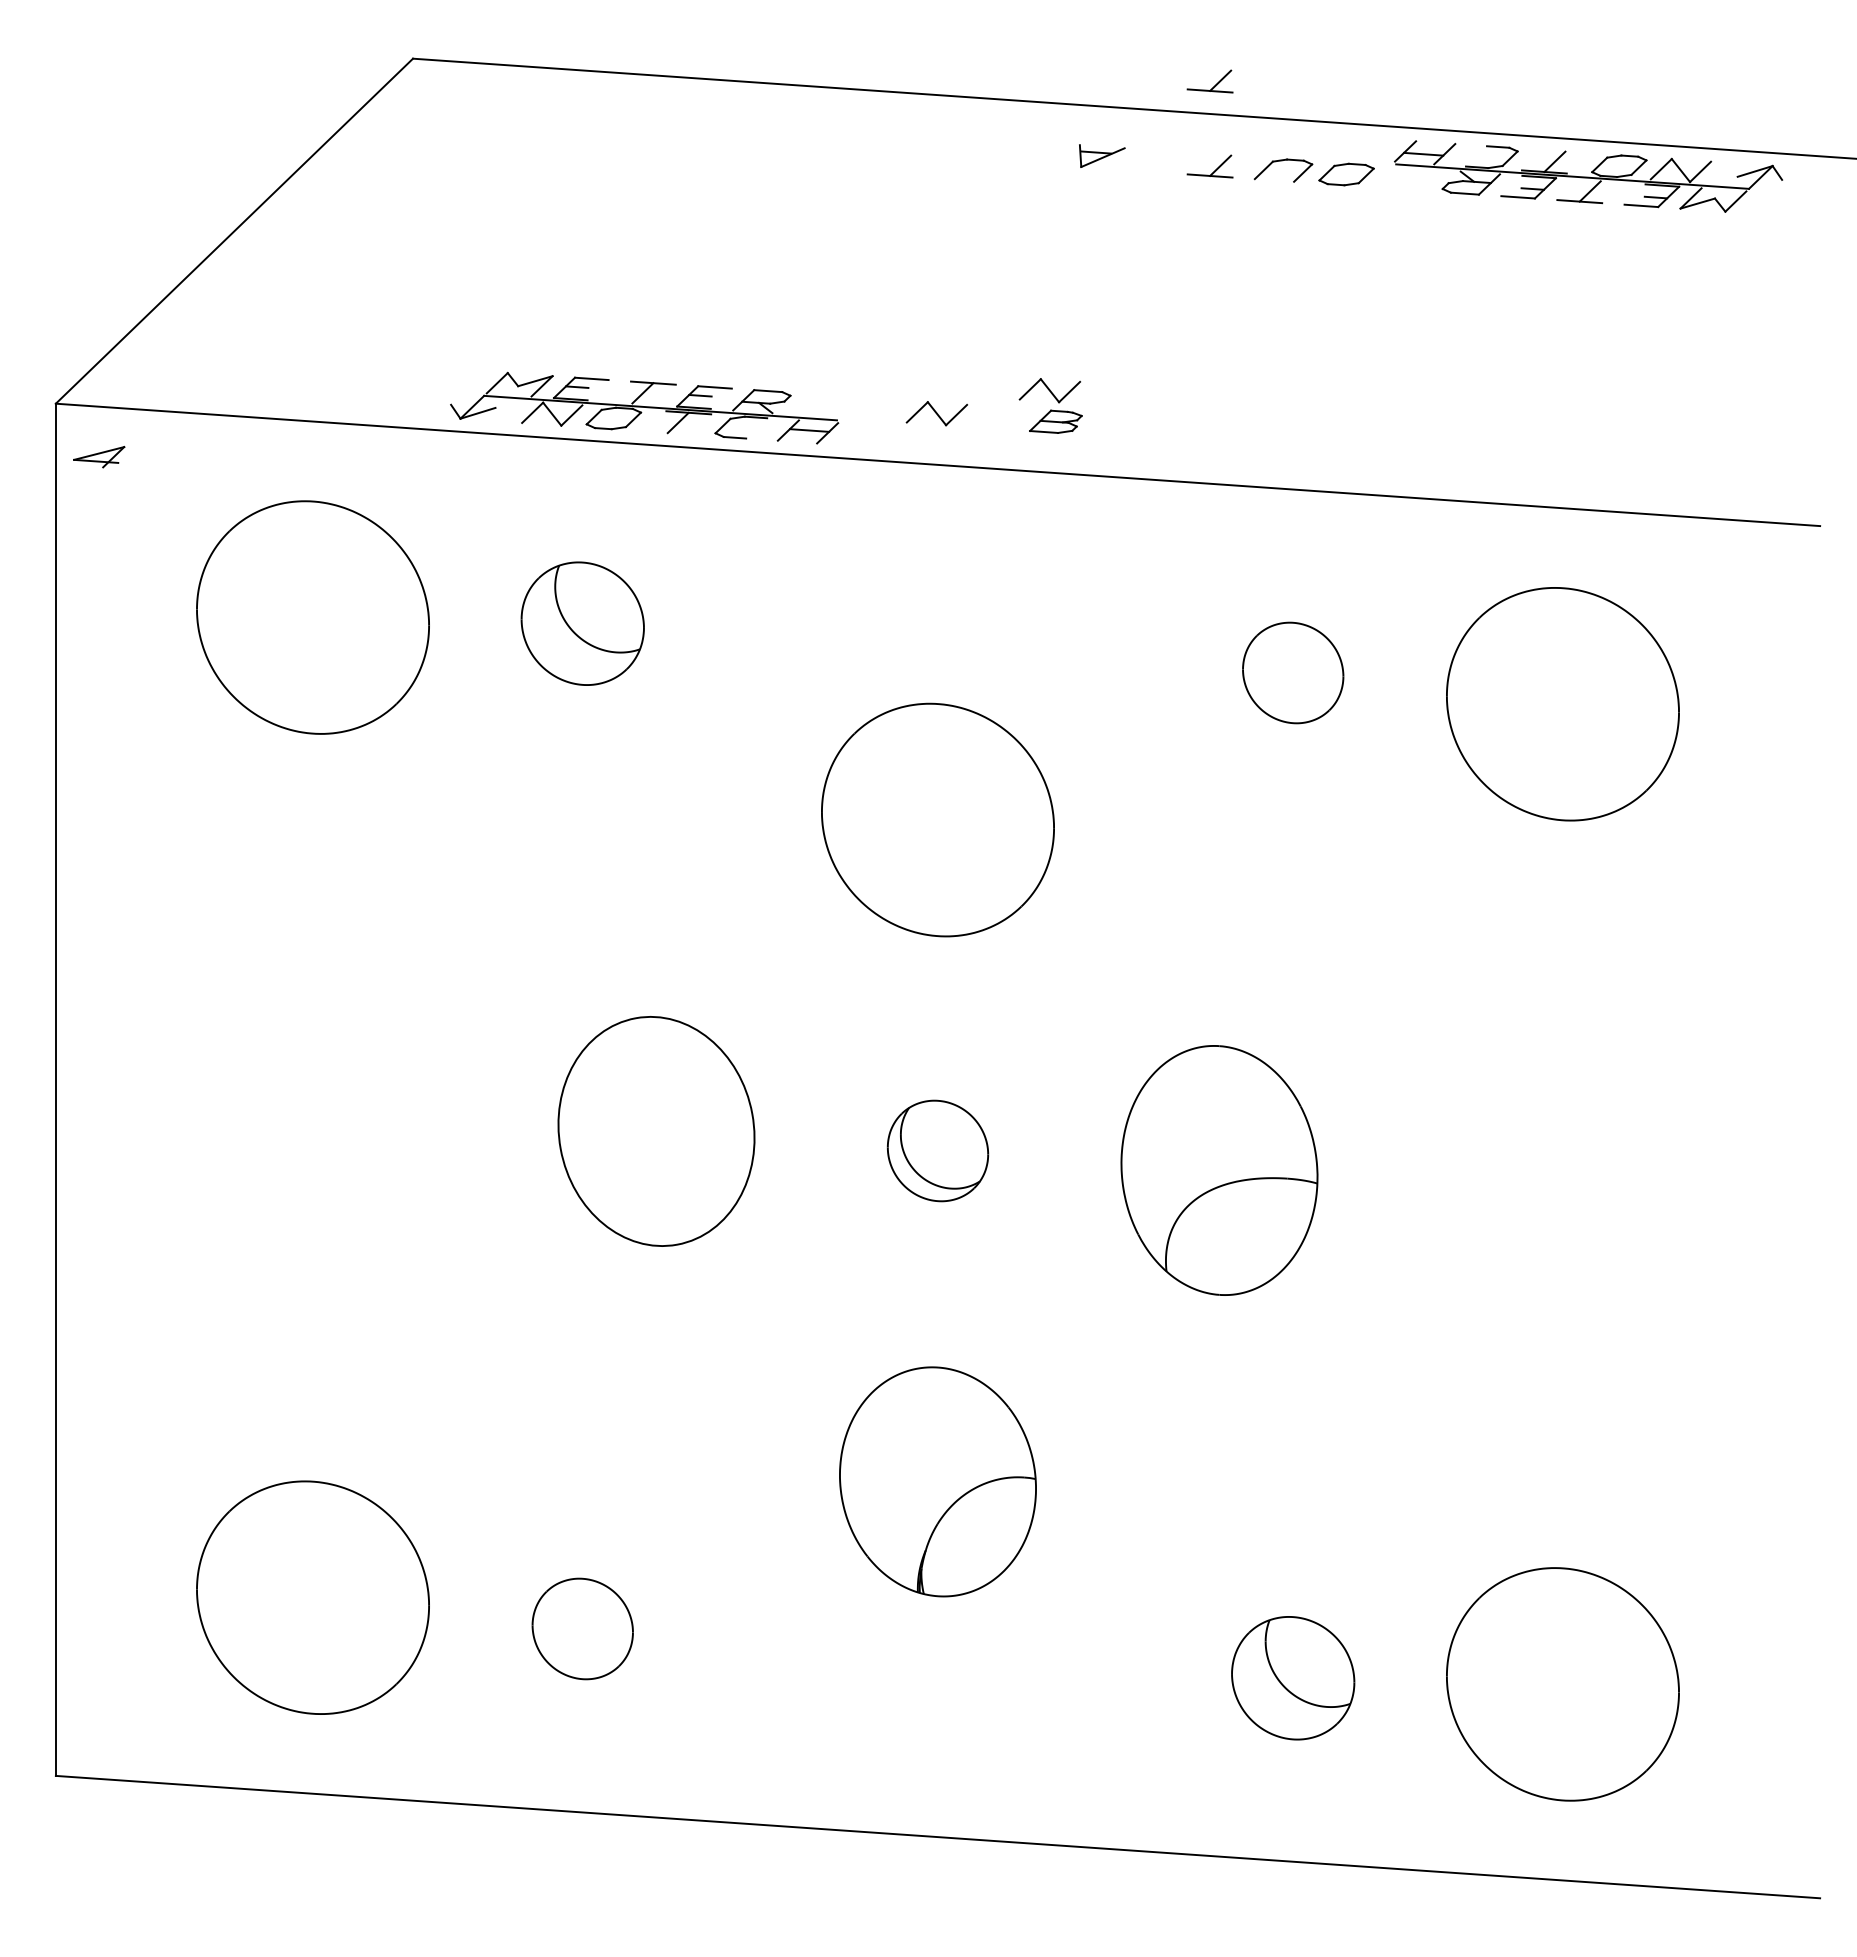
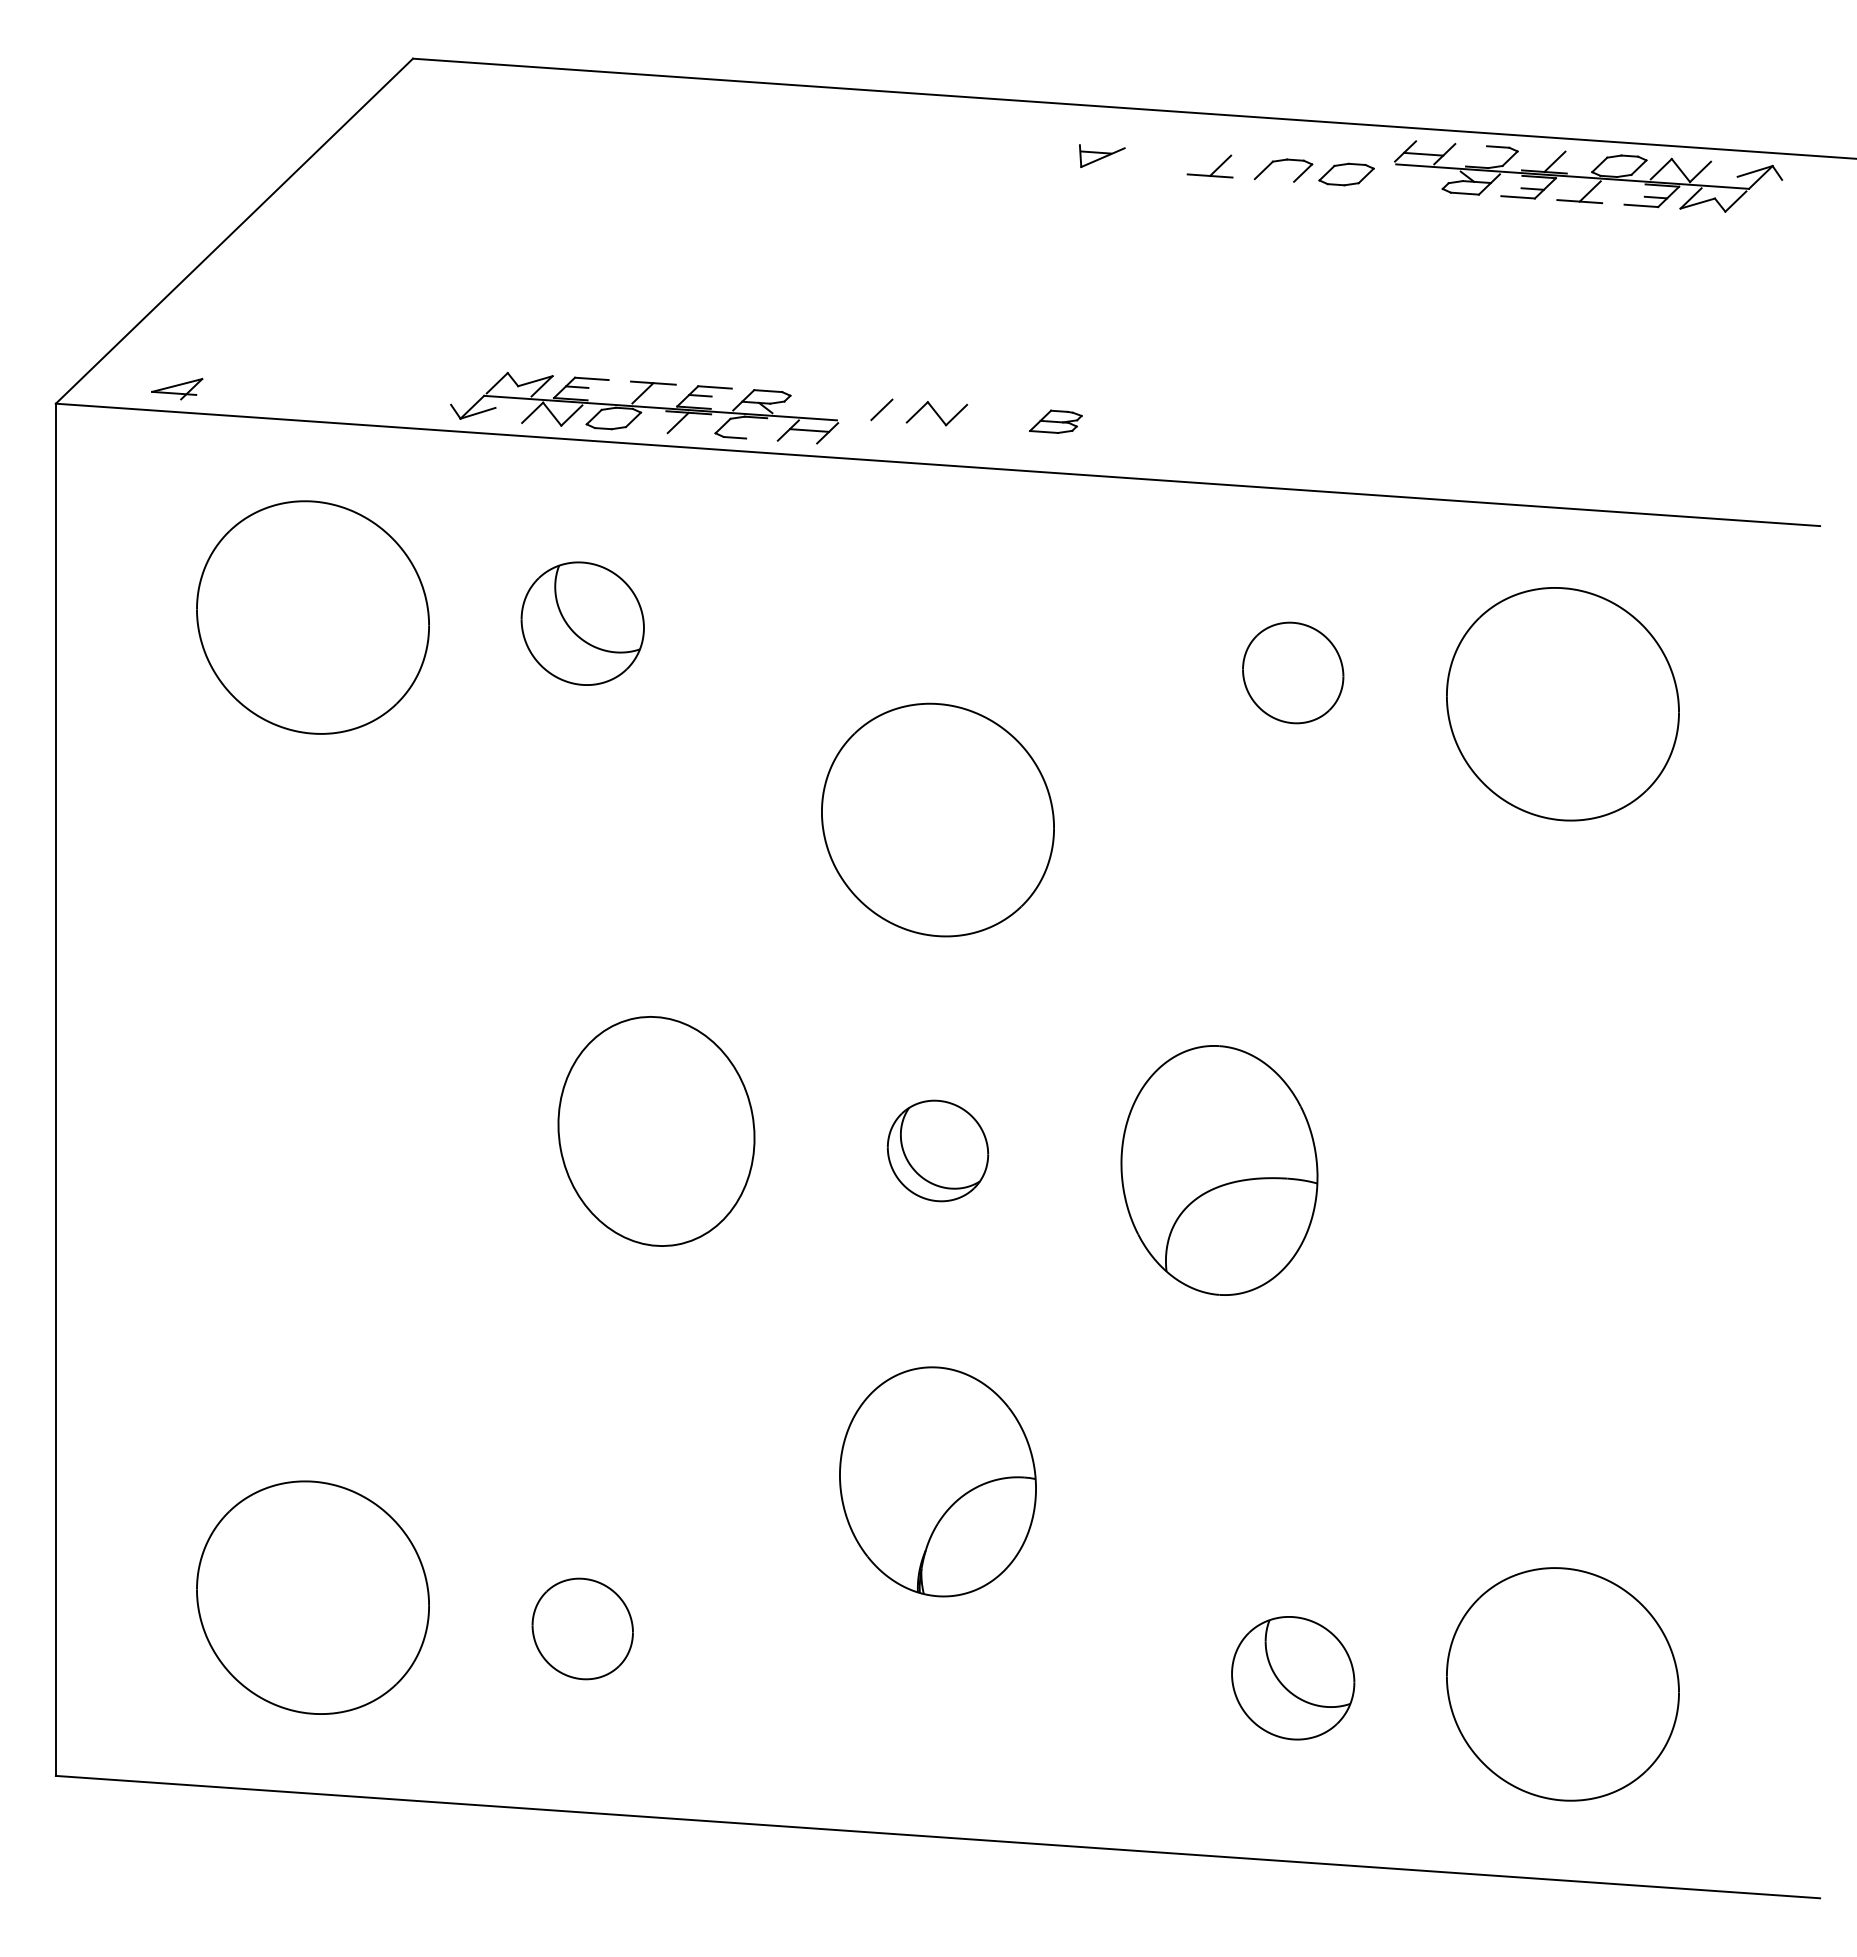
part: present -> none (1214, 85)
part: present -> none (1049, 390)
line: none -> present (881, 409)
part position: (99, 457) -> (177, 389) (177, 389)
